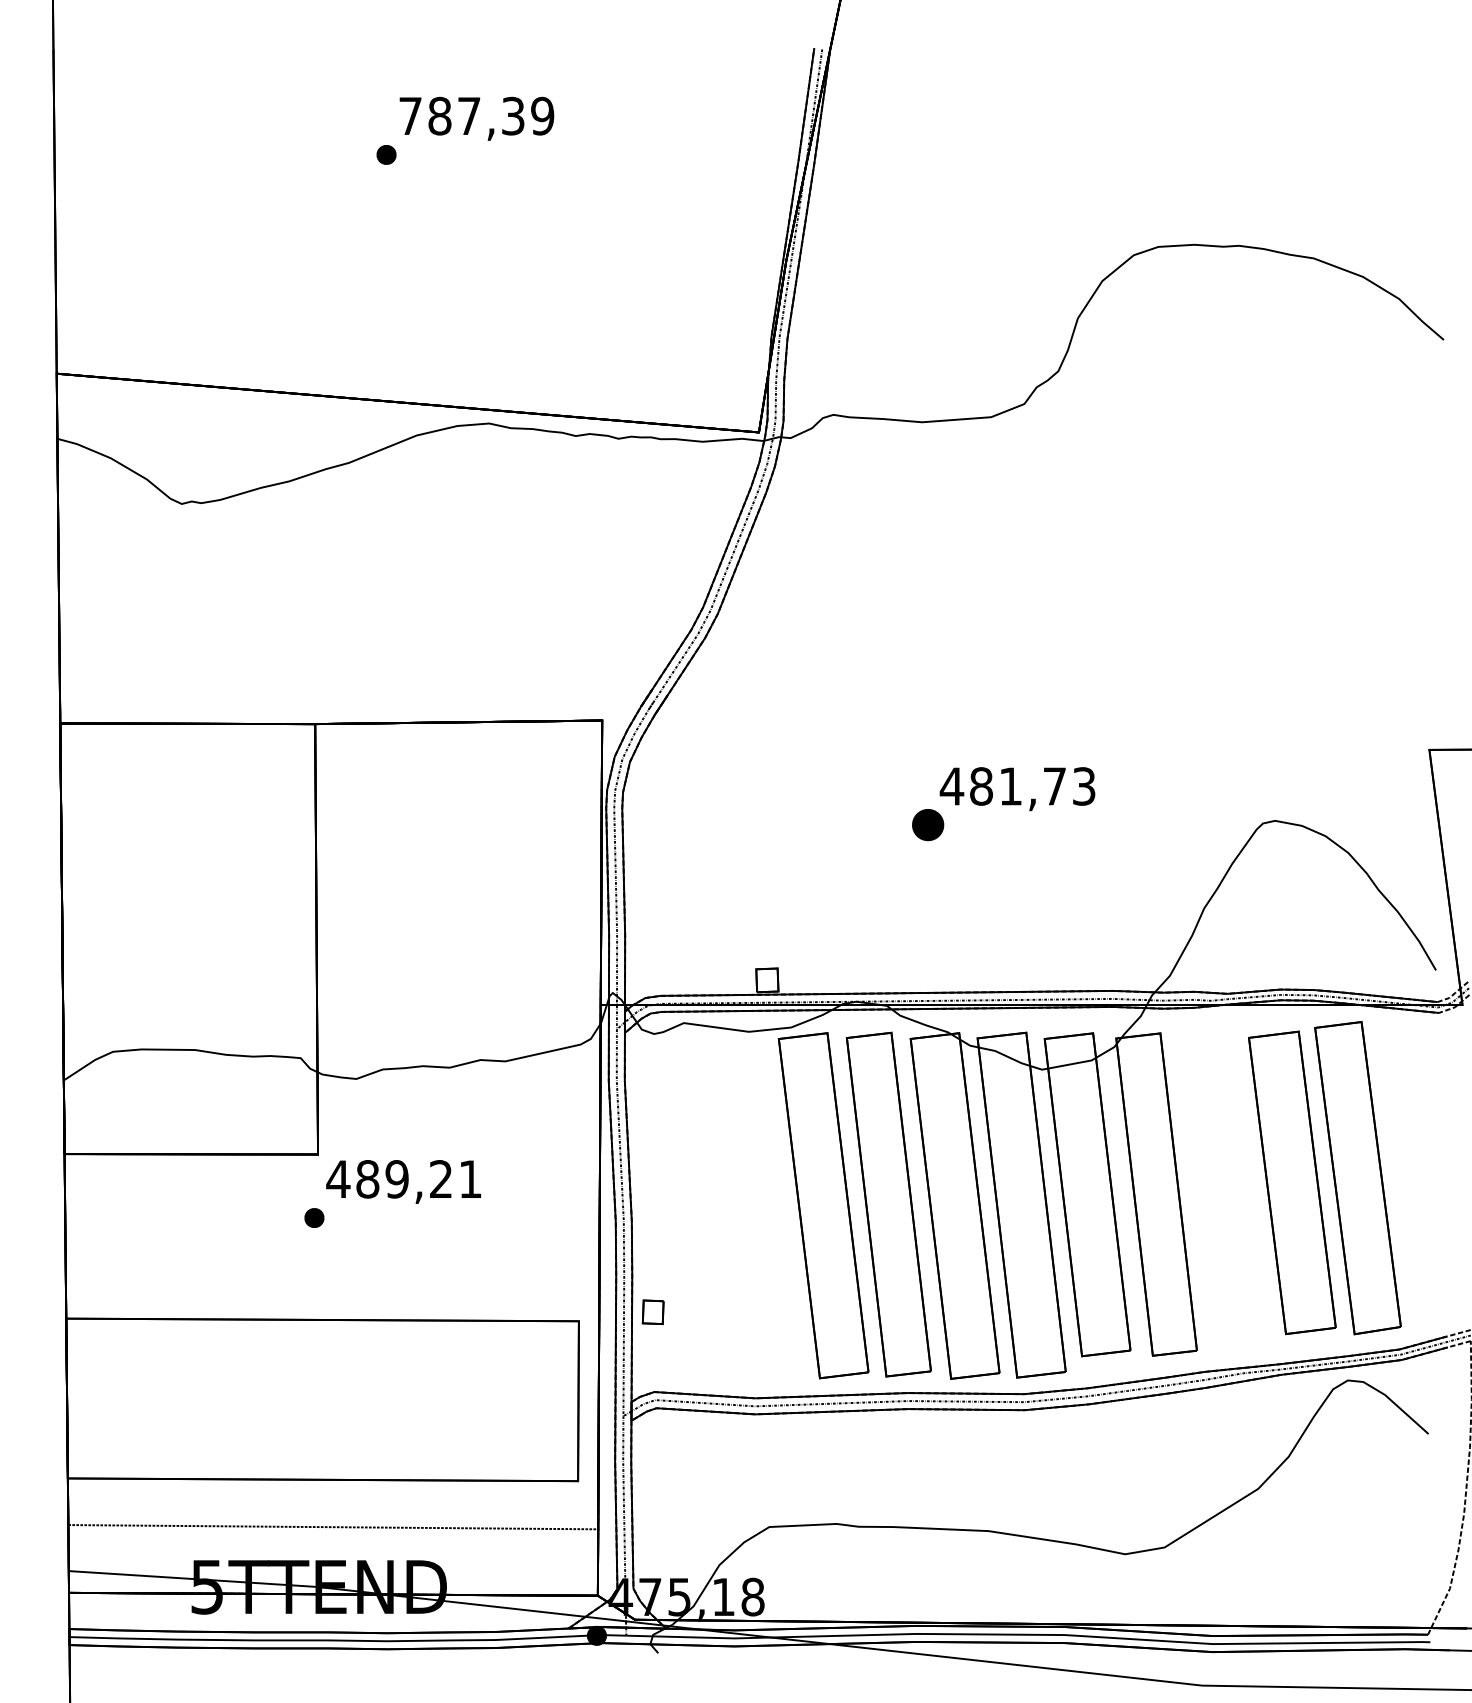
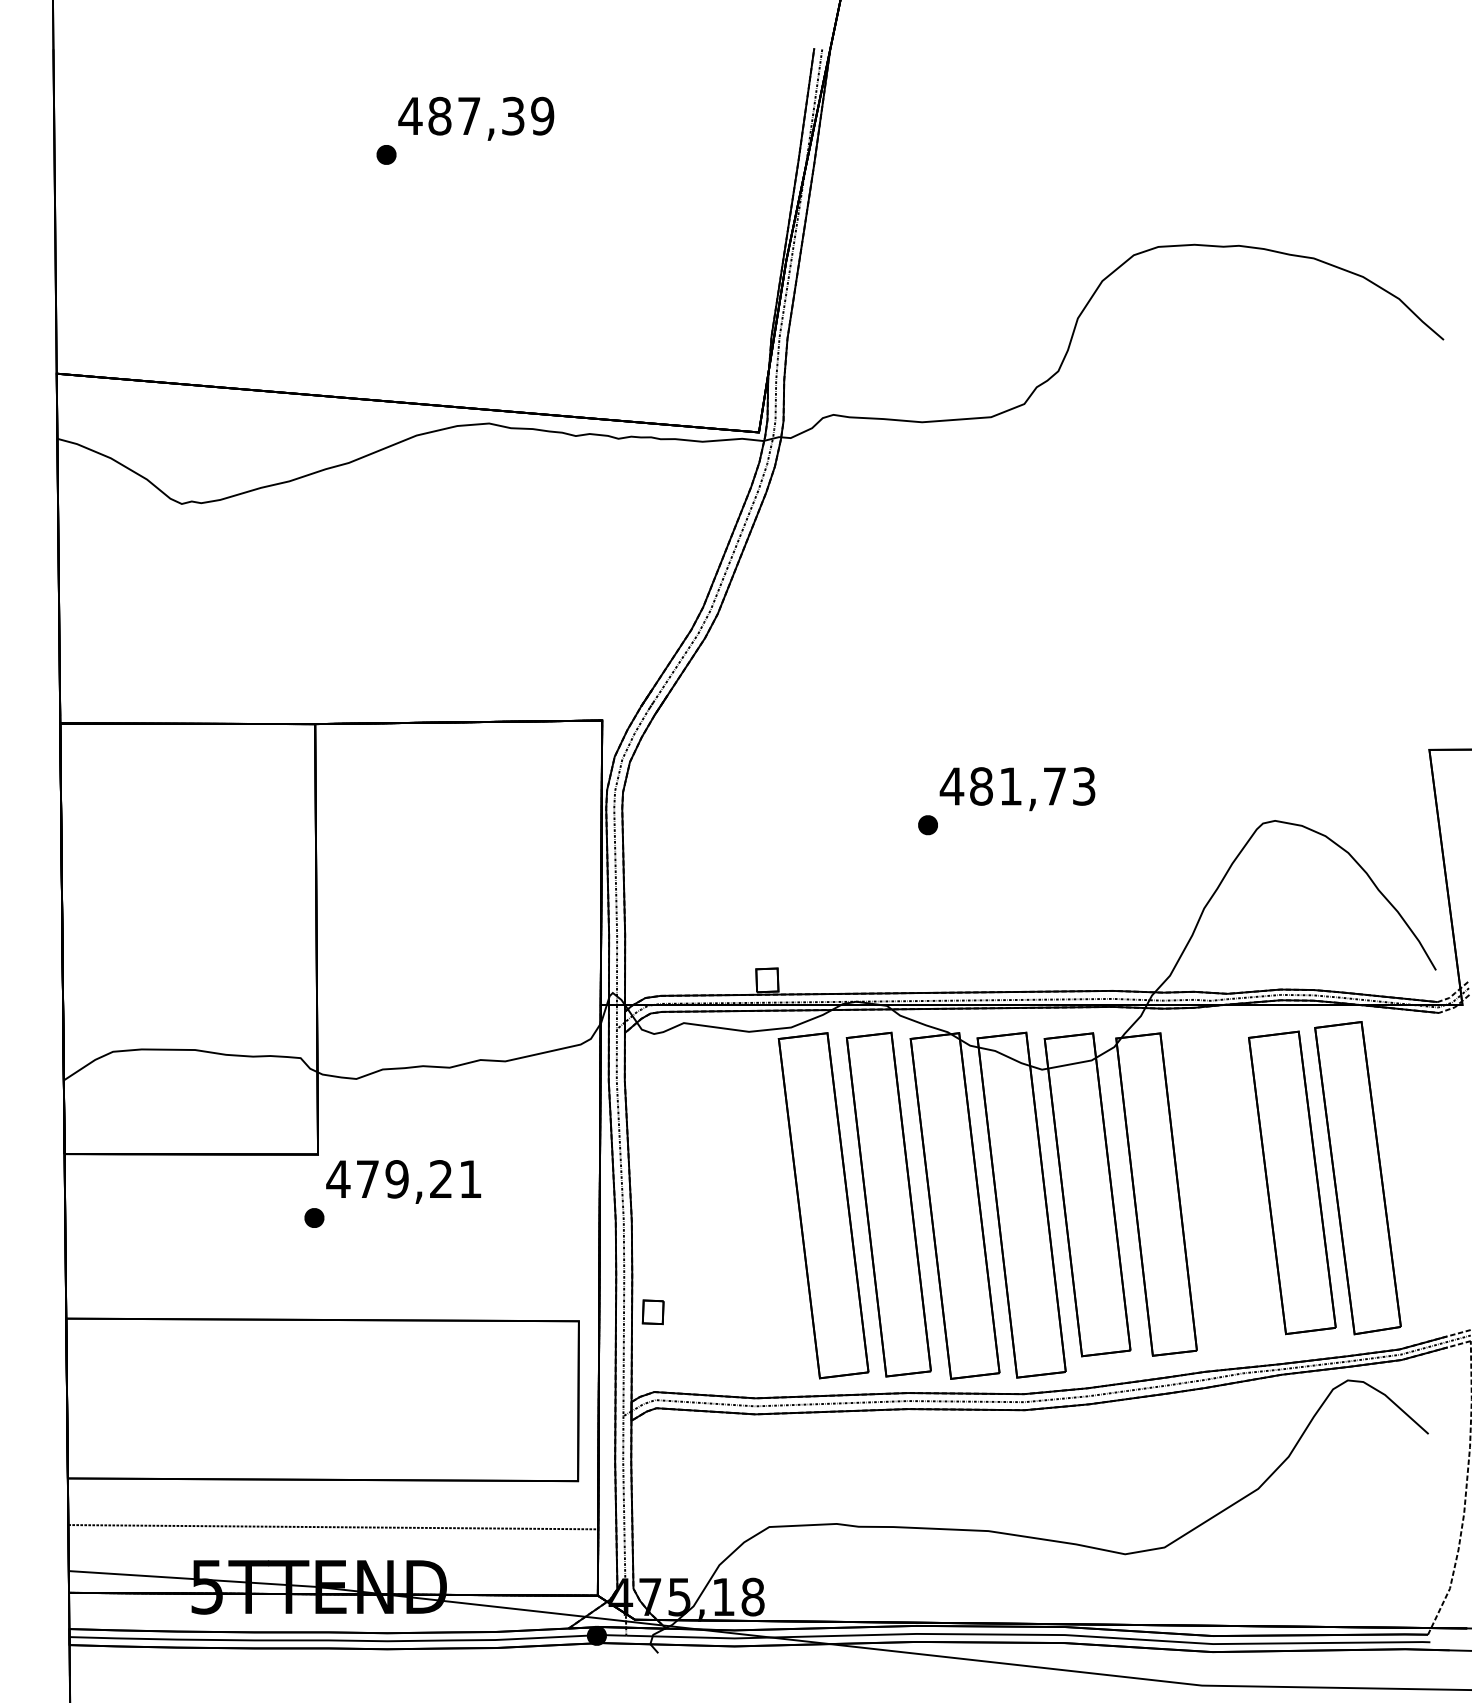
text: 787,39 -> 487,39 (410, 115)
part size: 33x33 px -> 20x21 px (927, 825)
text: 489,21 -> 479,21 (367, 1179)
